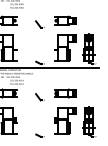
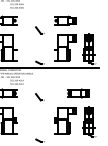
part position: (39, 24) -> (39, 30) (39, 30)
part position: (65, 93) -> (78, 93) (78, 93)
part position: (39, 135) -> (39, 140) (39, 140)
